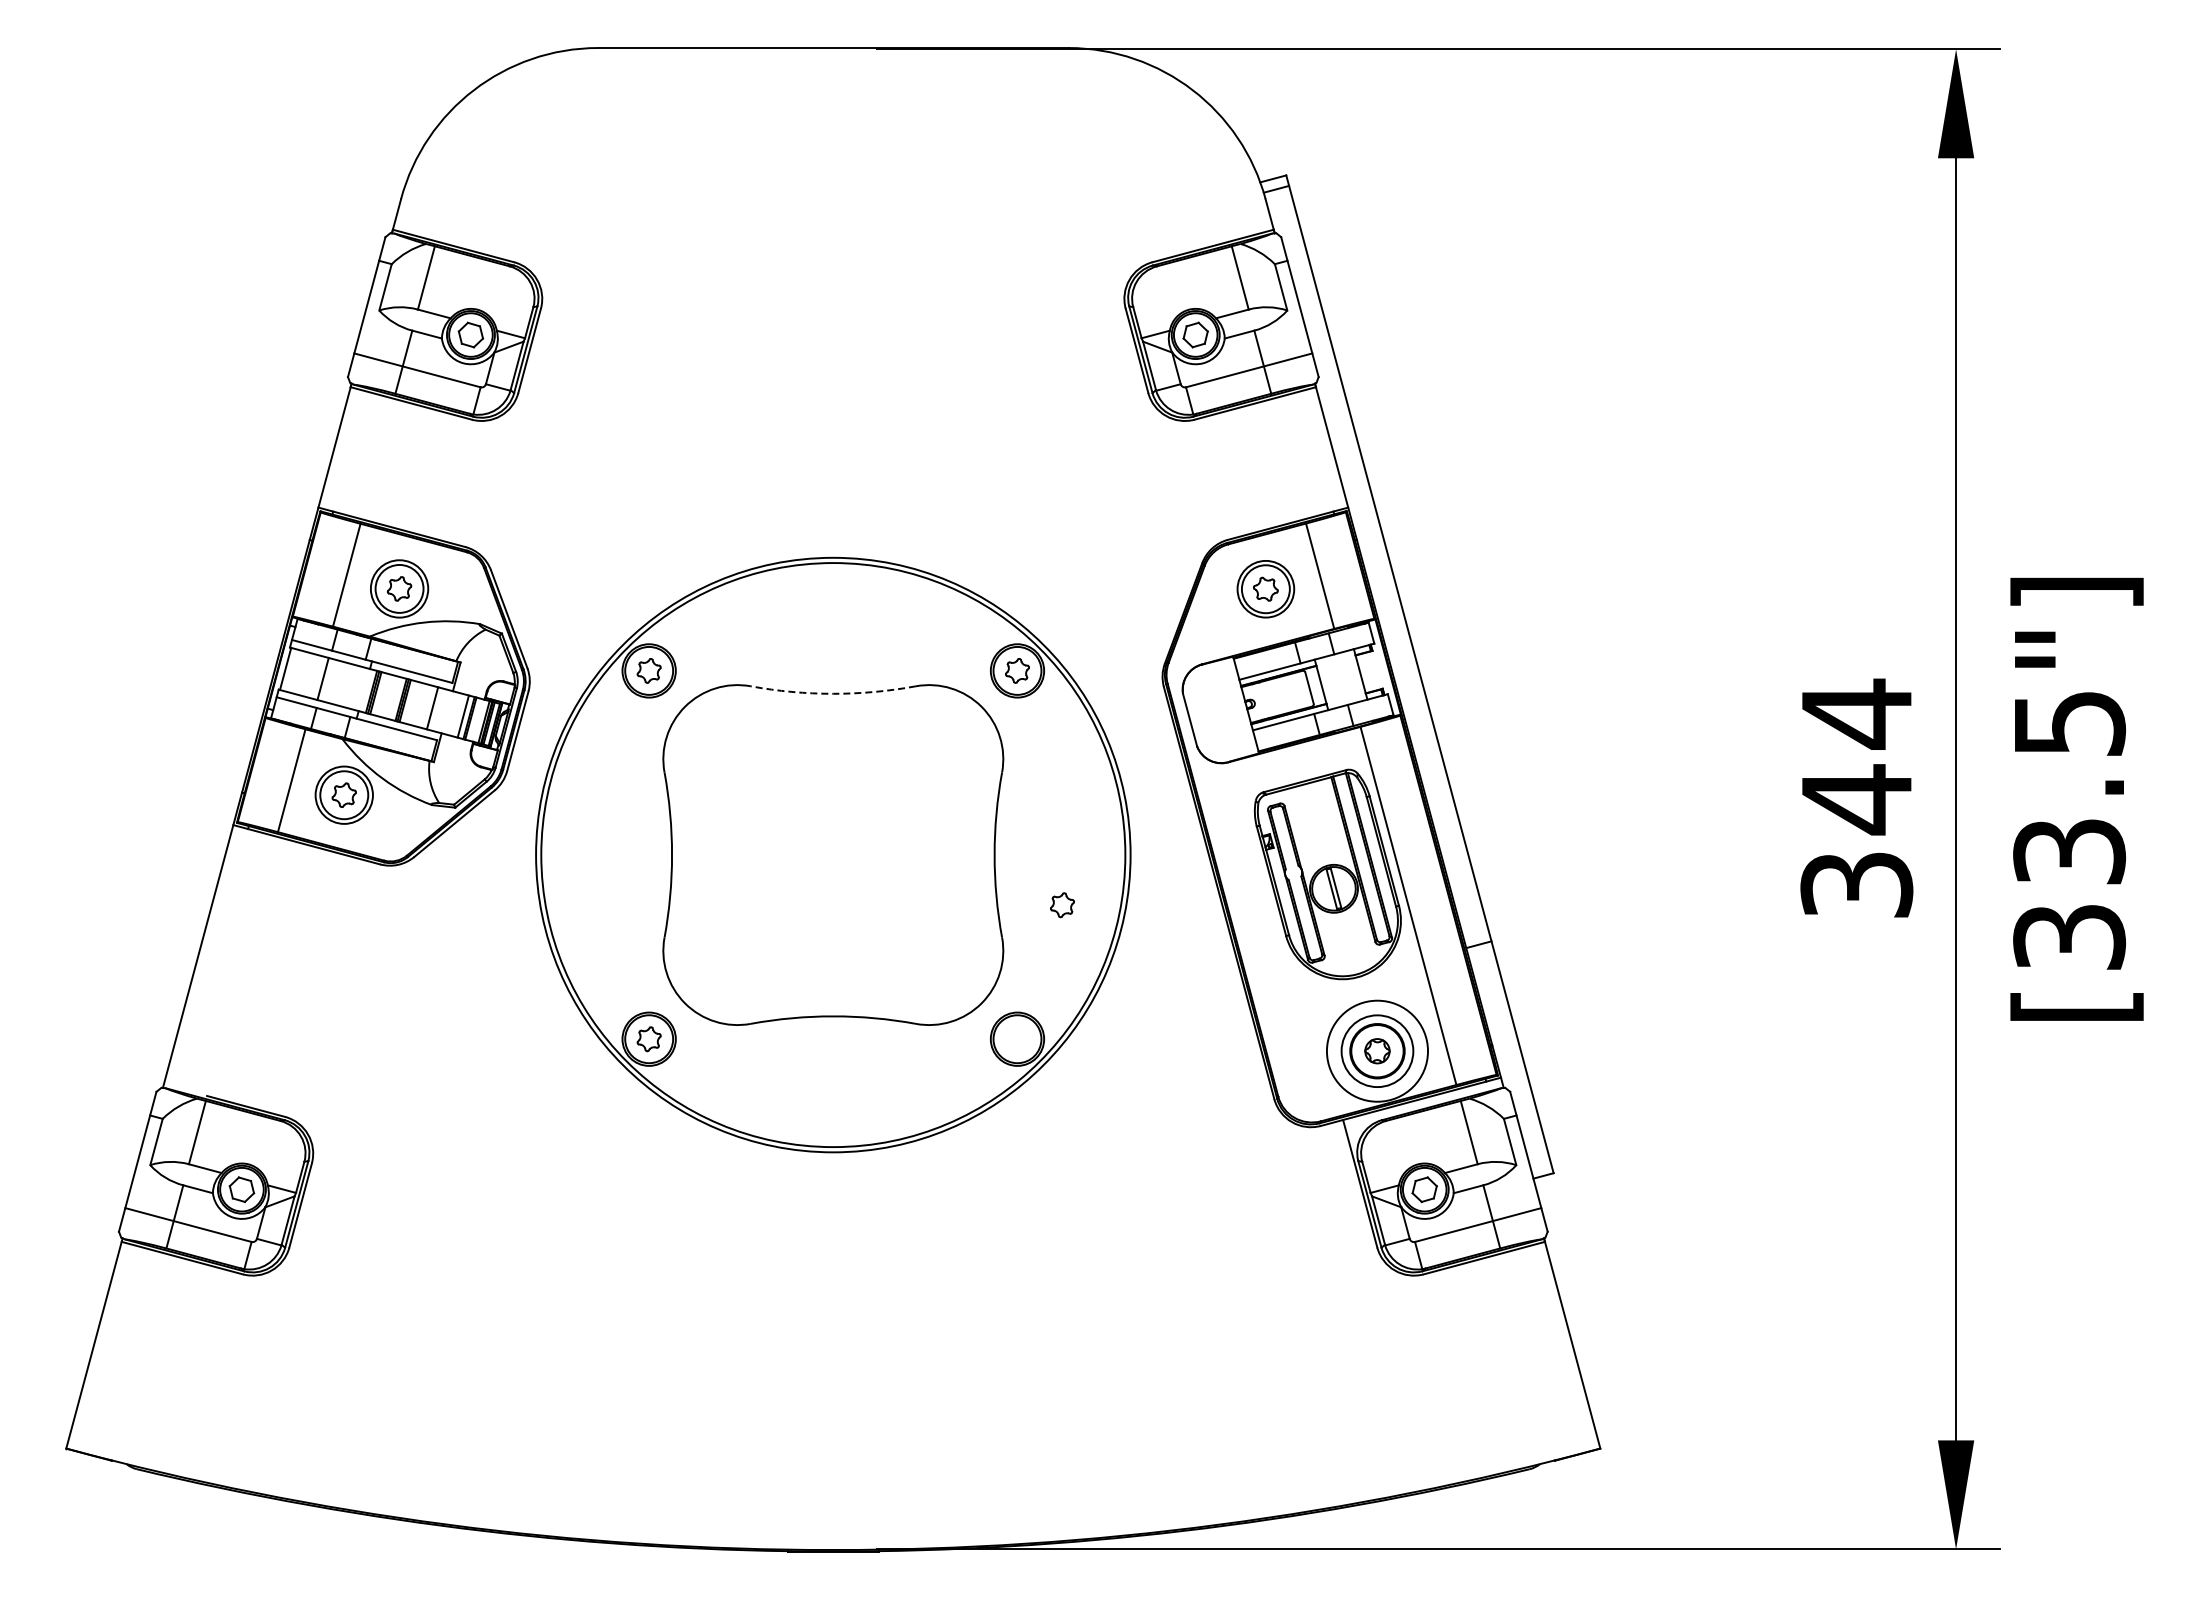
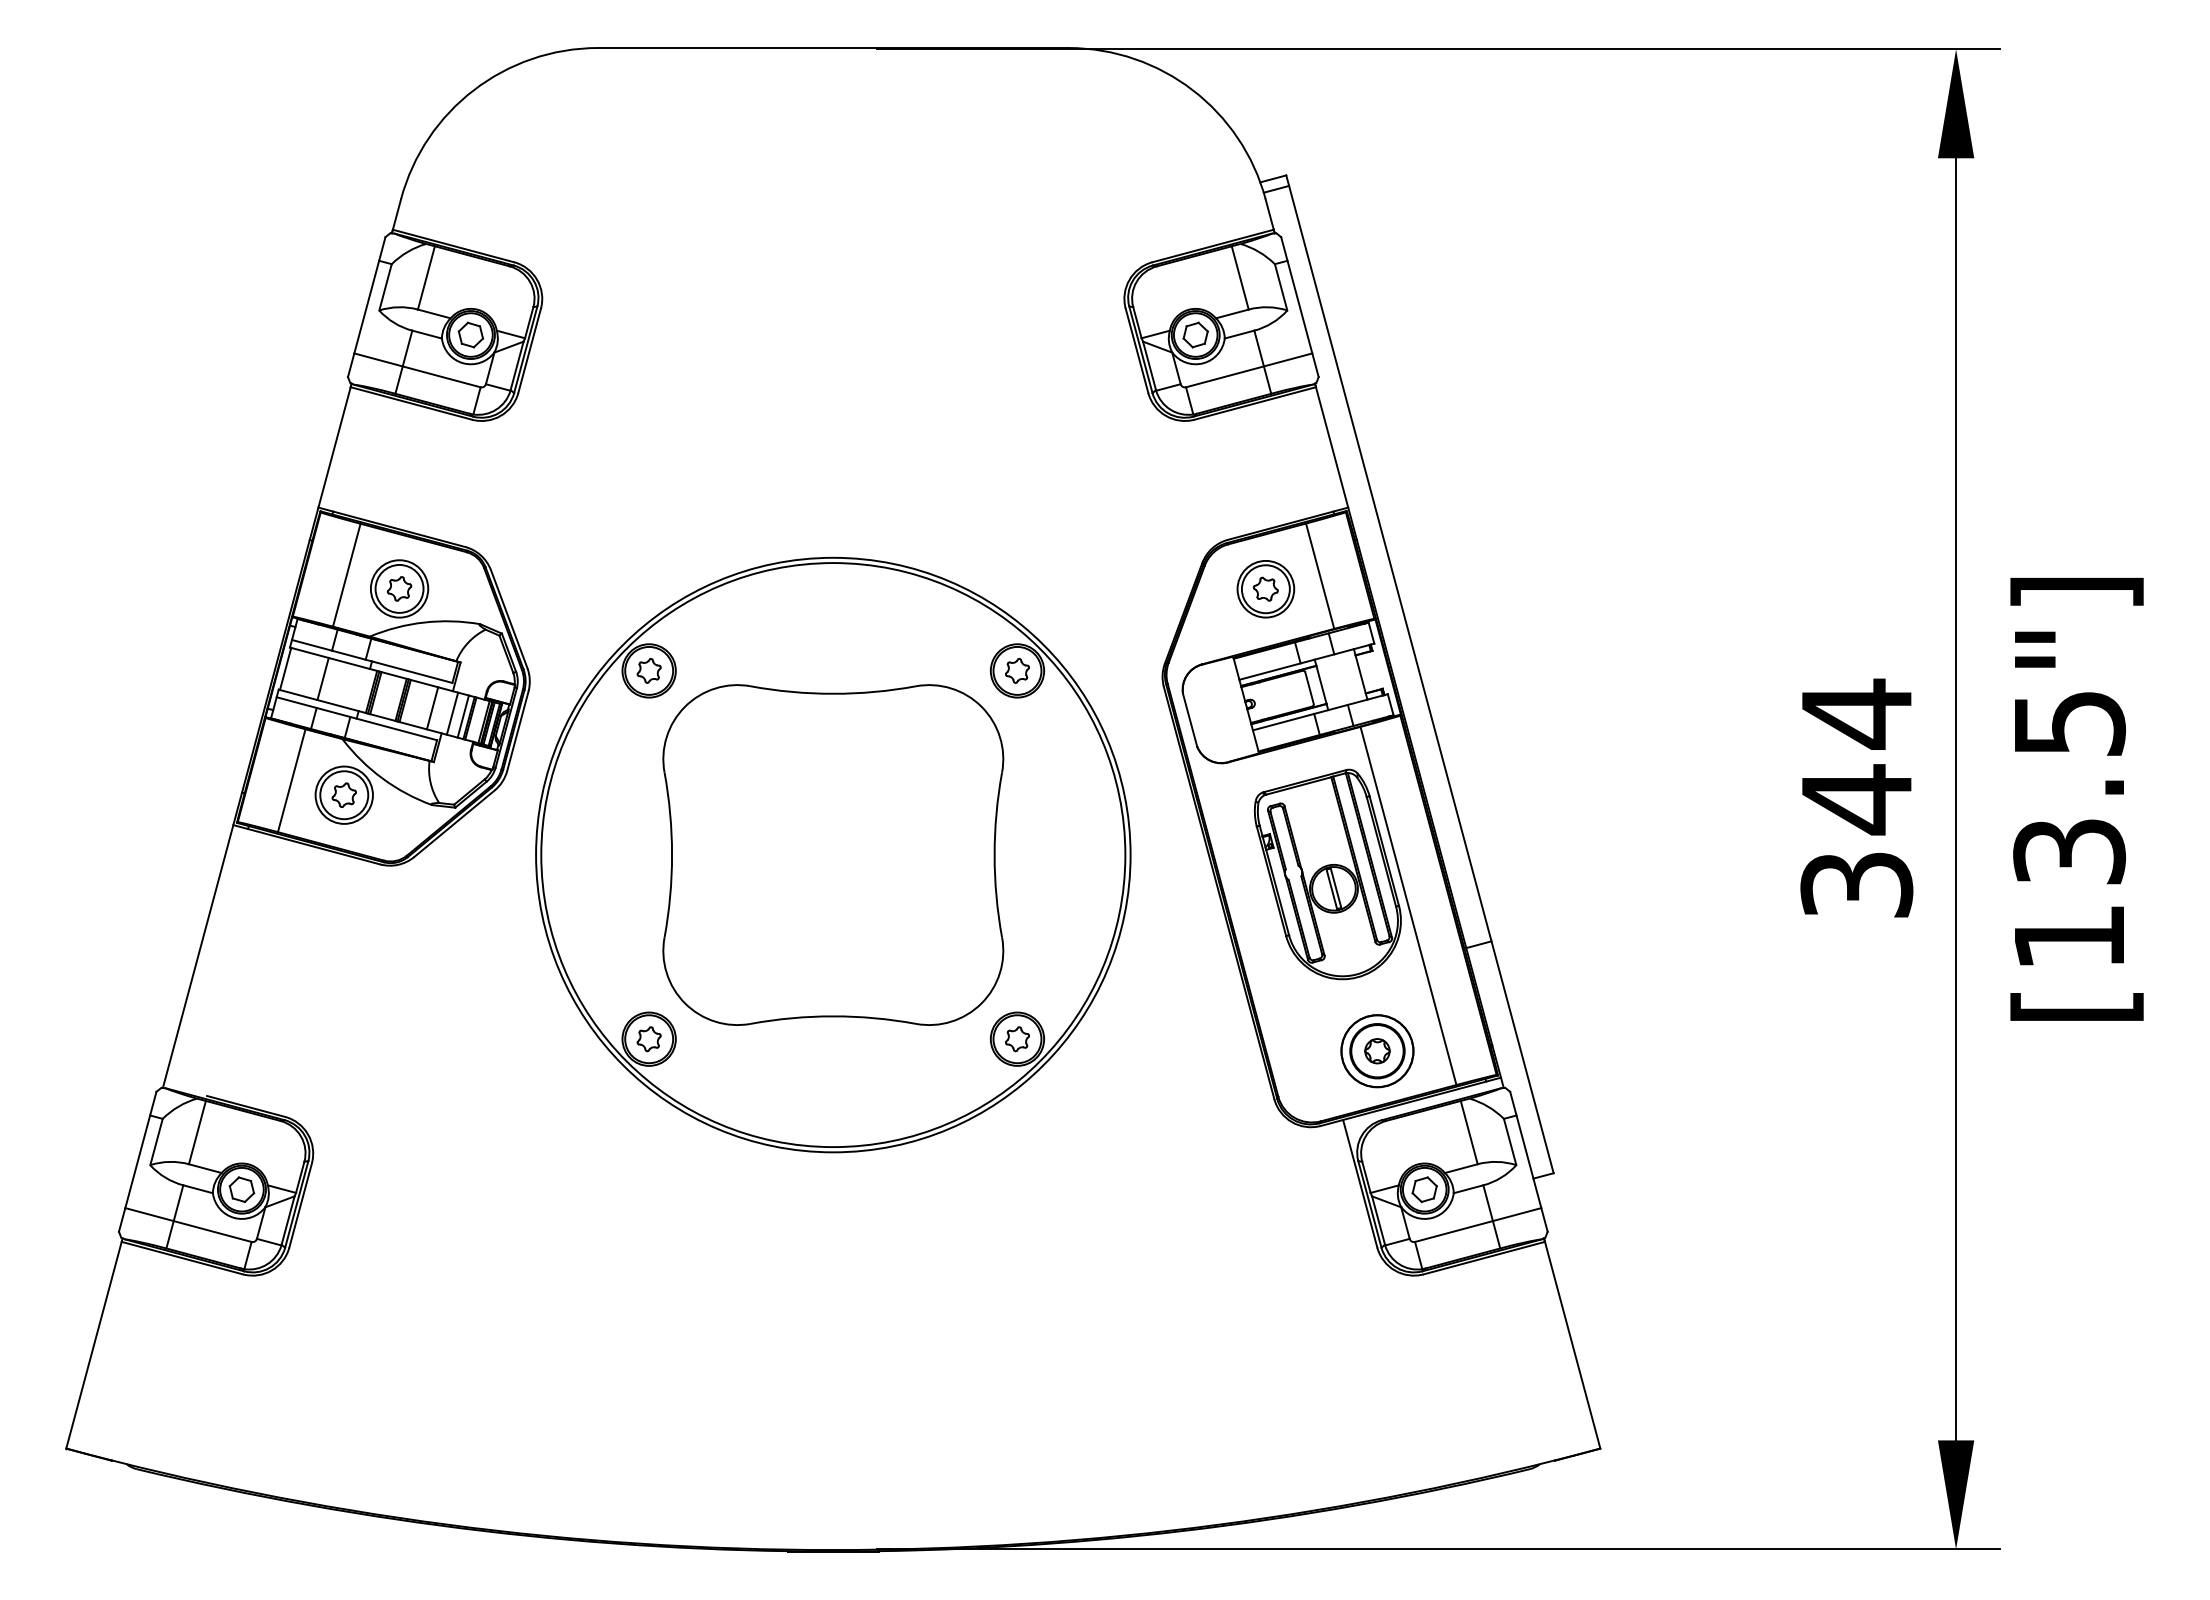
arc: dashed -> solid (833, 693)
line: none -> present (452, 713)
part position: (1062, 905) -> (1017, 1039) (1017, 1039)
text: [33.5"] -> [13.5"] (2069, 937)
circle diameter: 101 px -> 72 px (1377, 1051)
